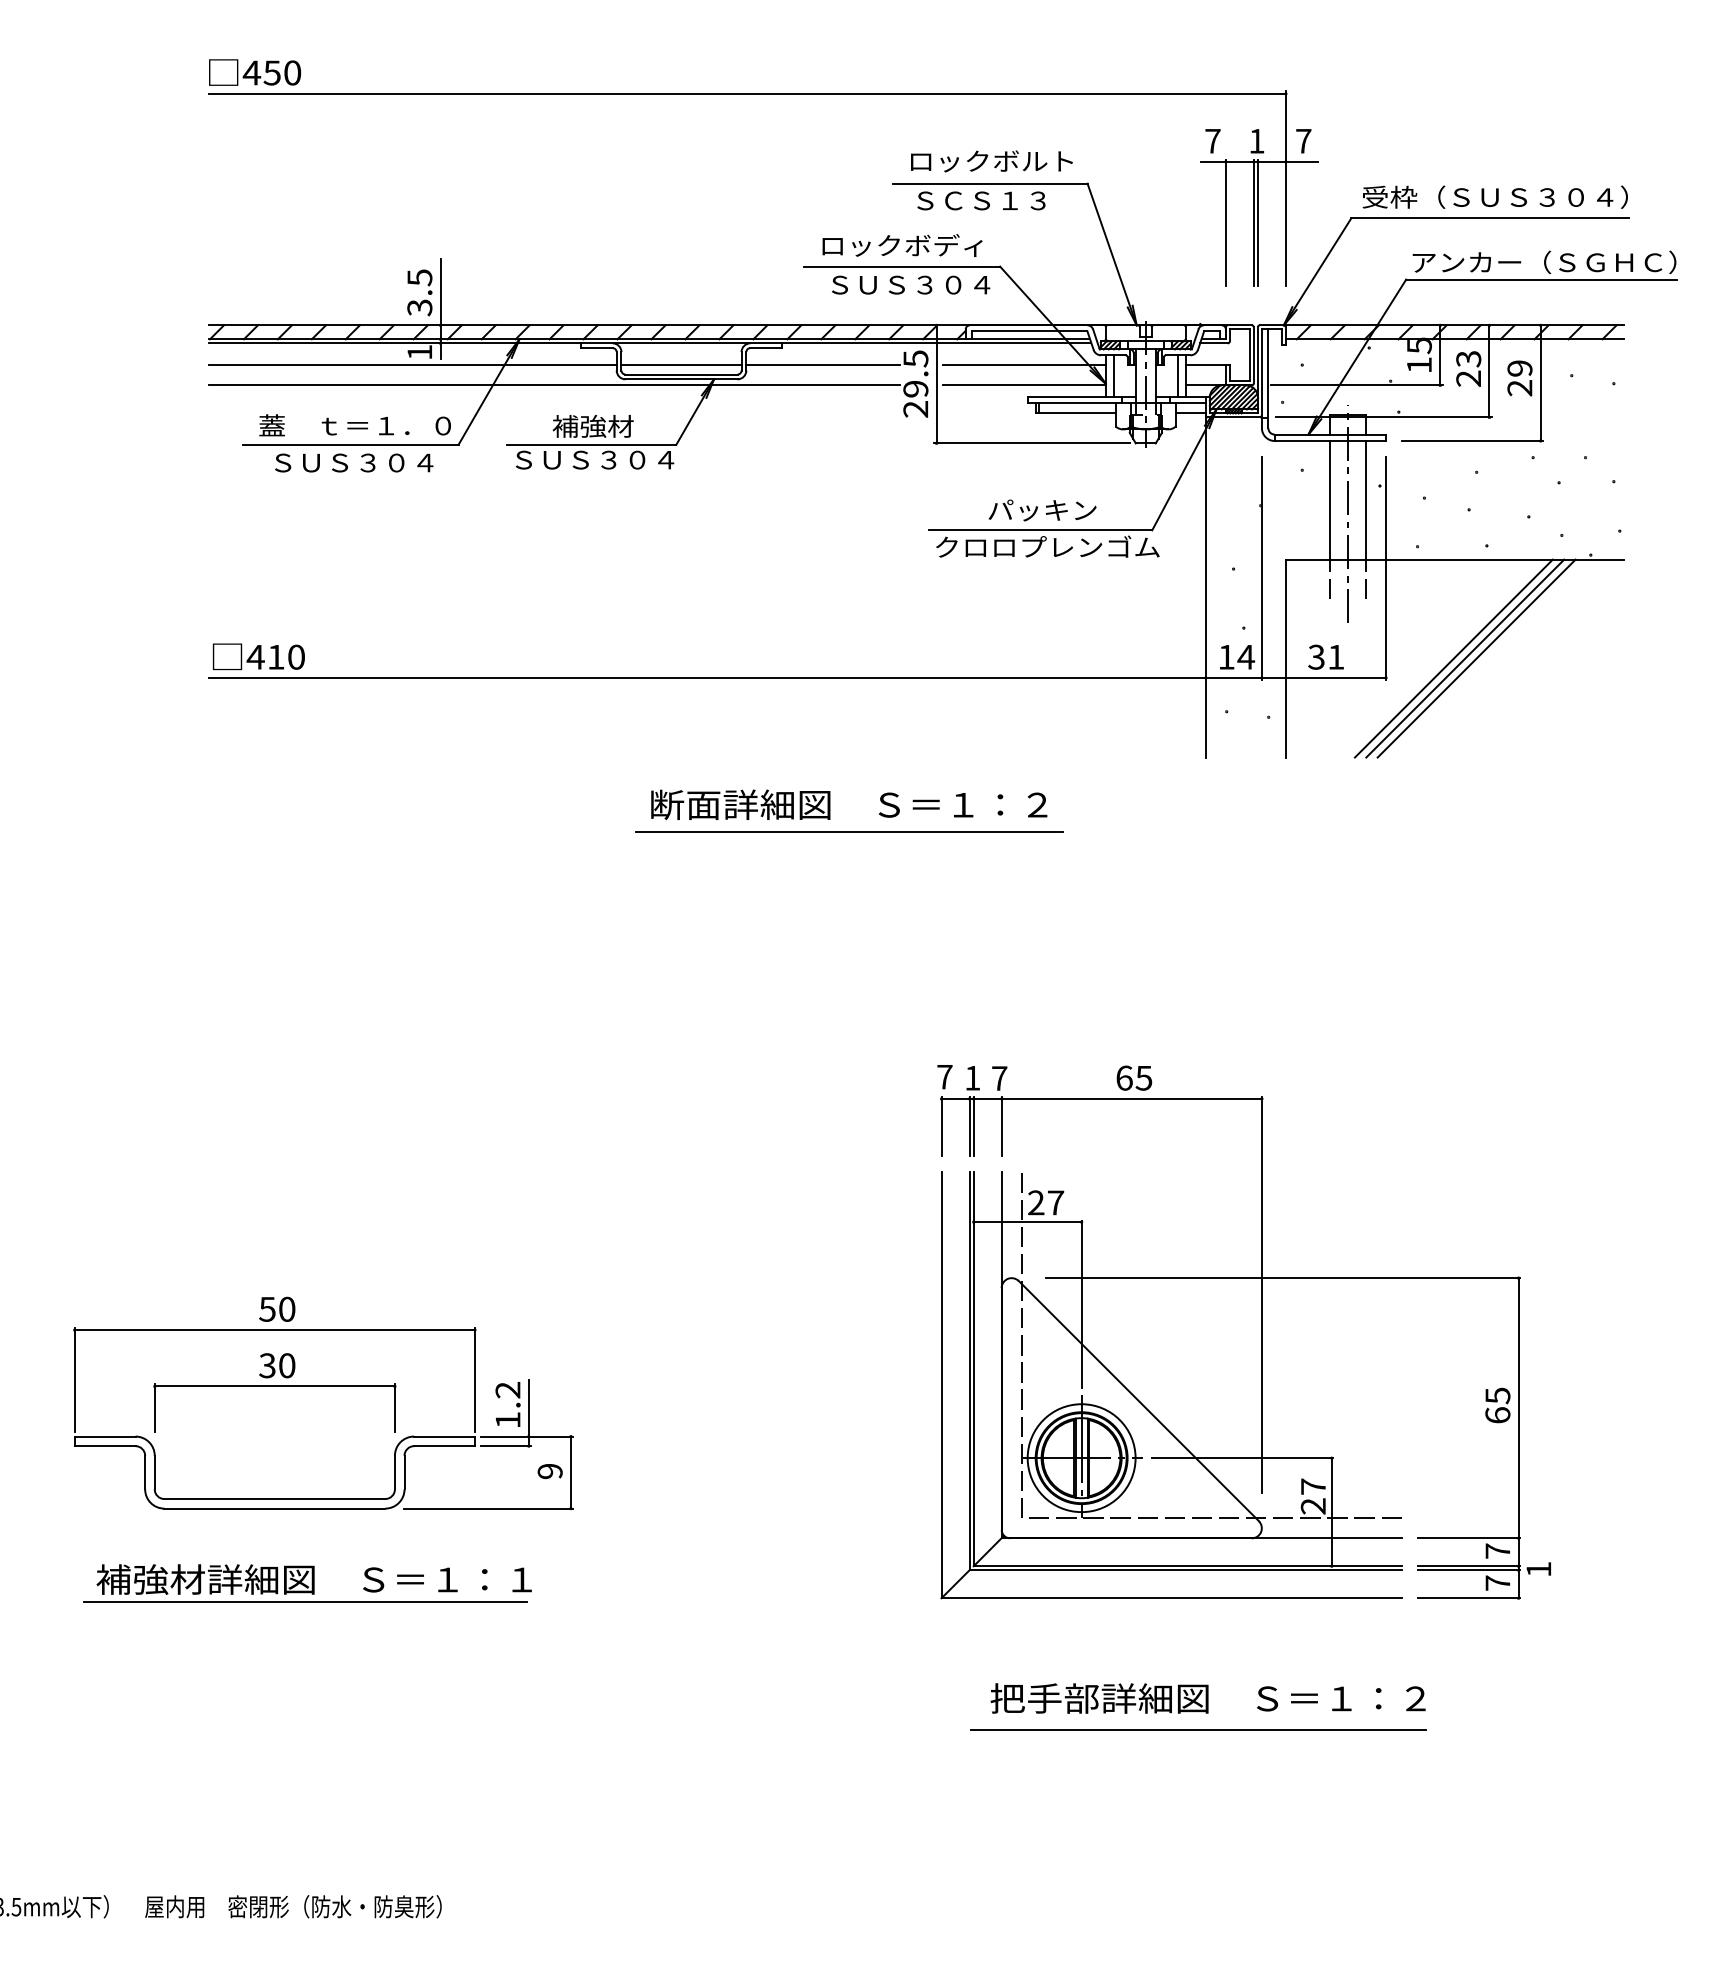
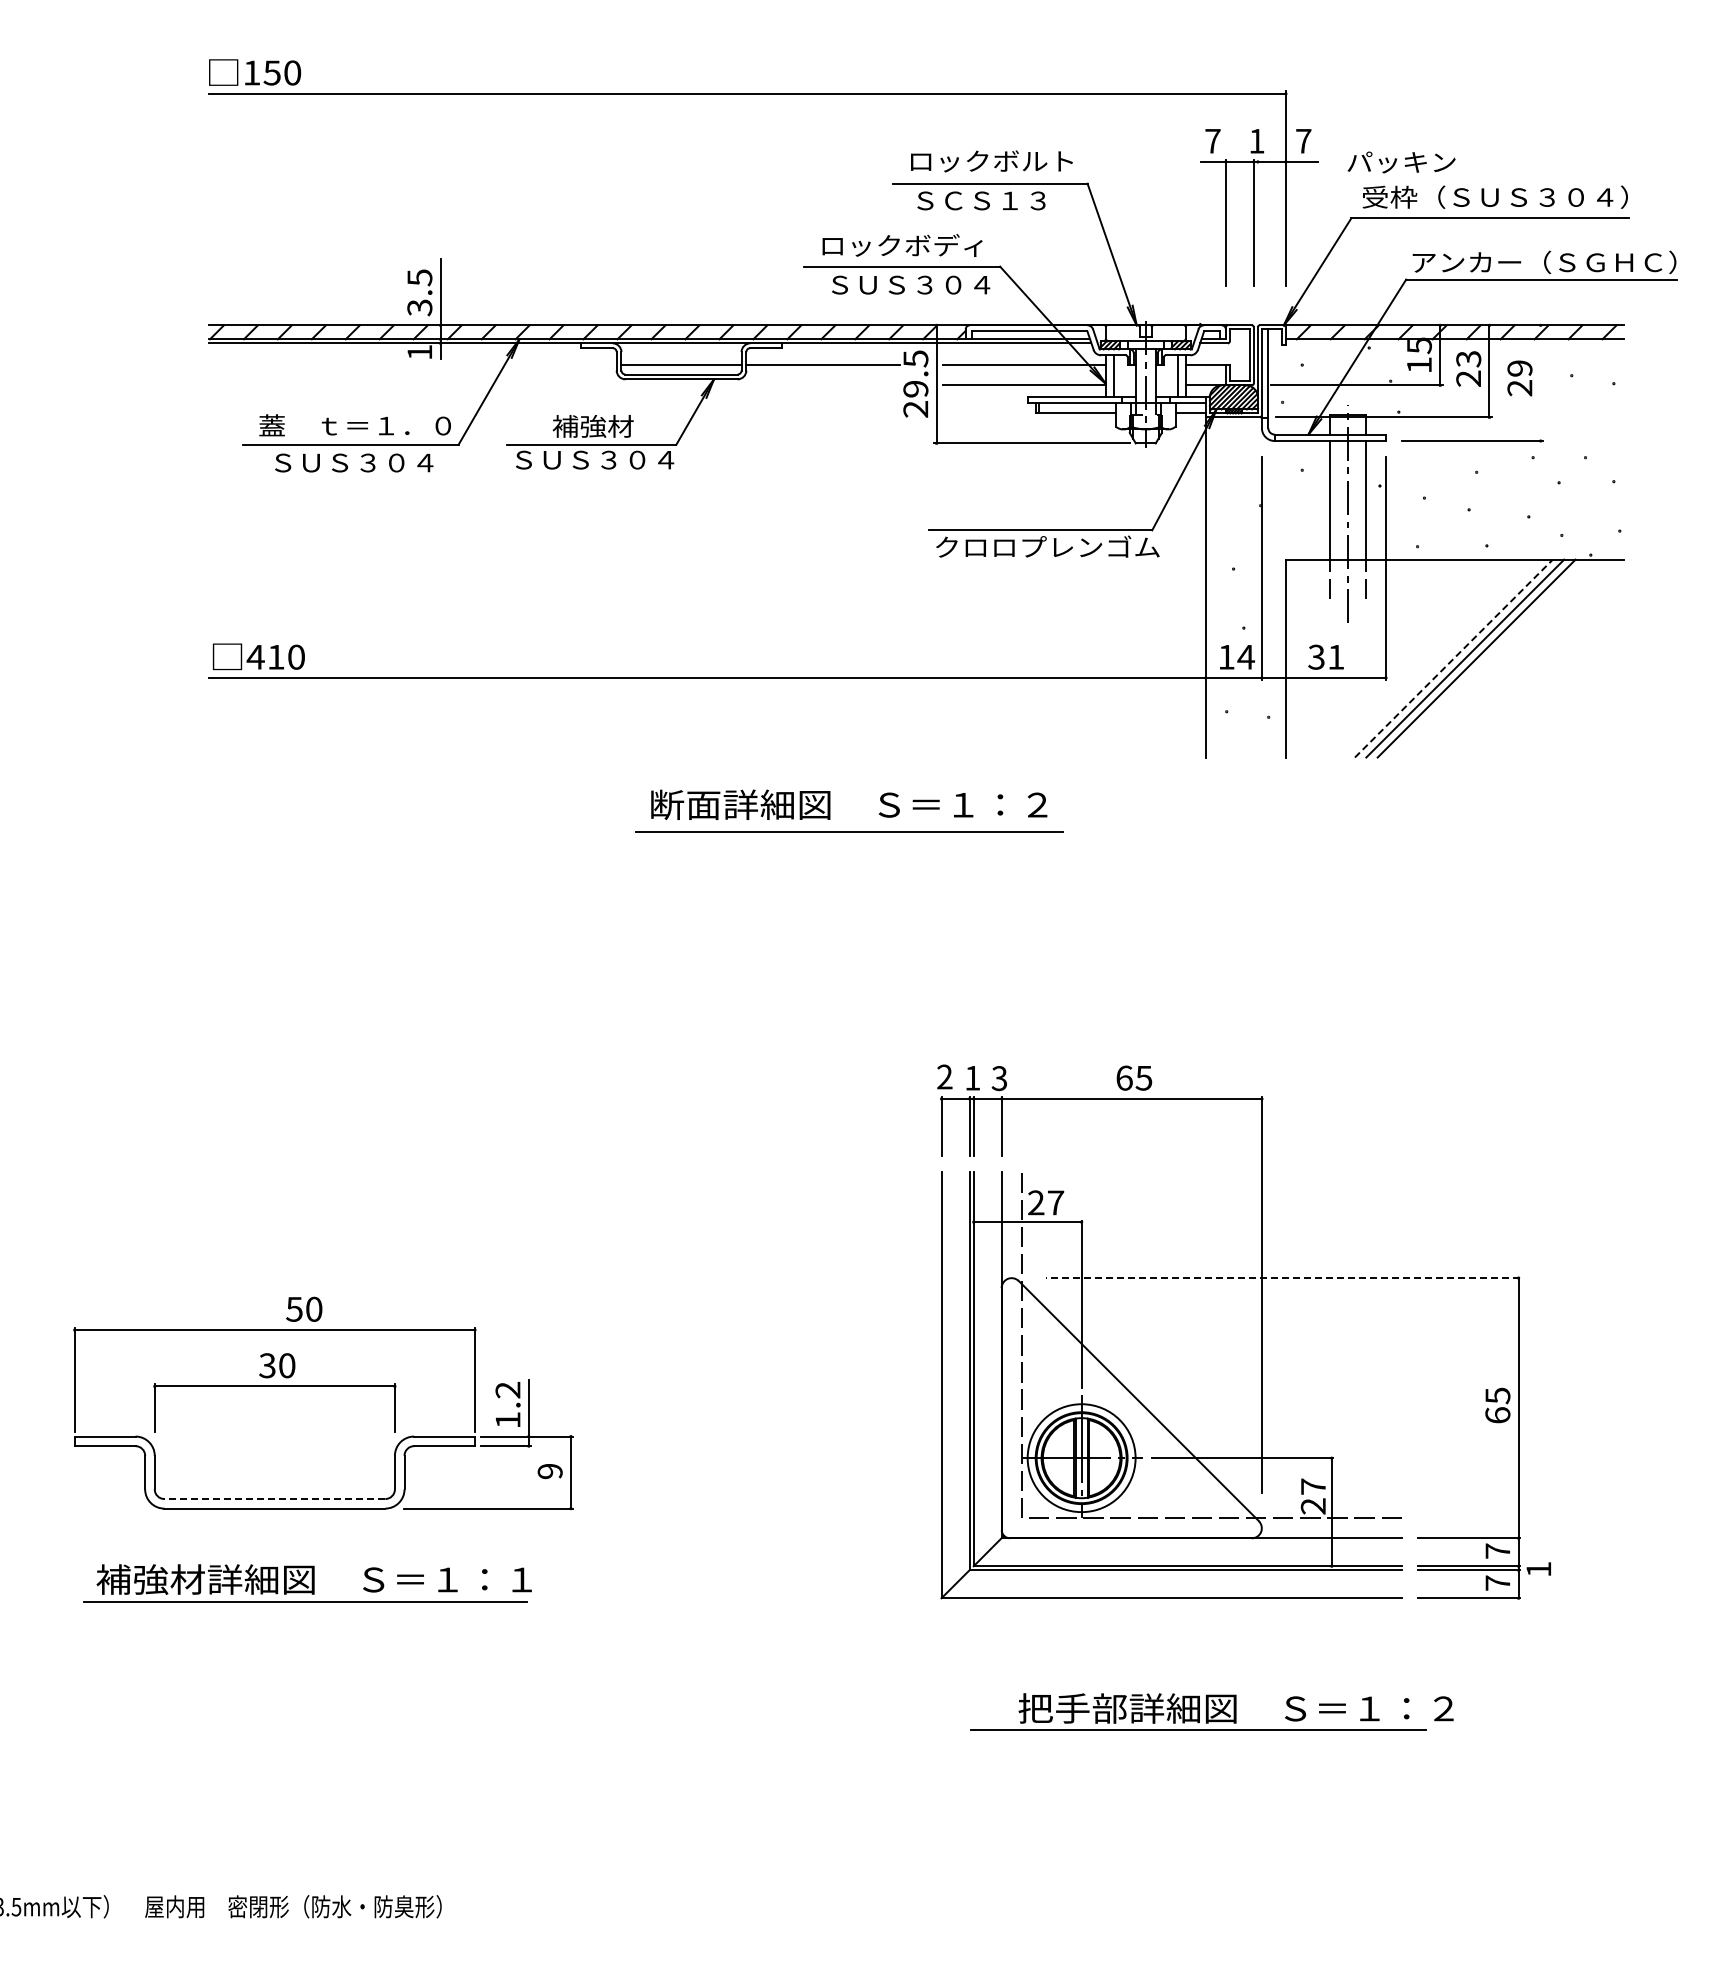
text: 450 -> 150 (251, 72)
line: present -> none (1257, 222)
line: present -> none (412, 365)
line: present -> none (1540, 383)
line: present -> none (554, 385)
text position: (1042, 510) -> (1401, 162) (1401, 162)
line: solid -> dashed (1453, 658)
text: 7 -> 2 (944, 1076)
text: 7 -> 3 (999, 1078)
line: solid -> dashed (1282, 1278)
text position: (277, 1308) -> (304, 1308) (304, 1308)
line: solid -> dashed (274, 1499)
text position: (1207, 1698) -> (1235, 1708) (1235, 1708)
